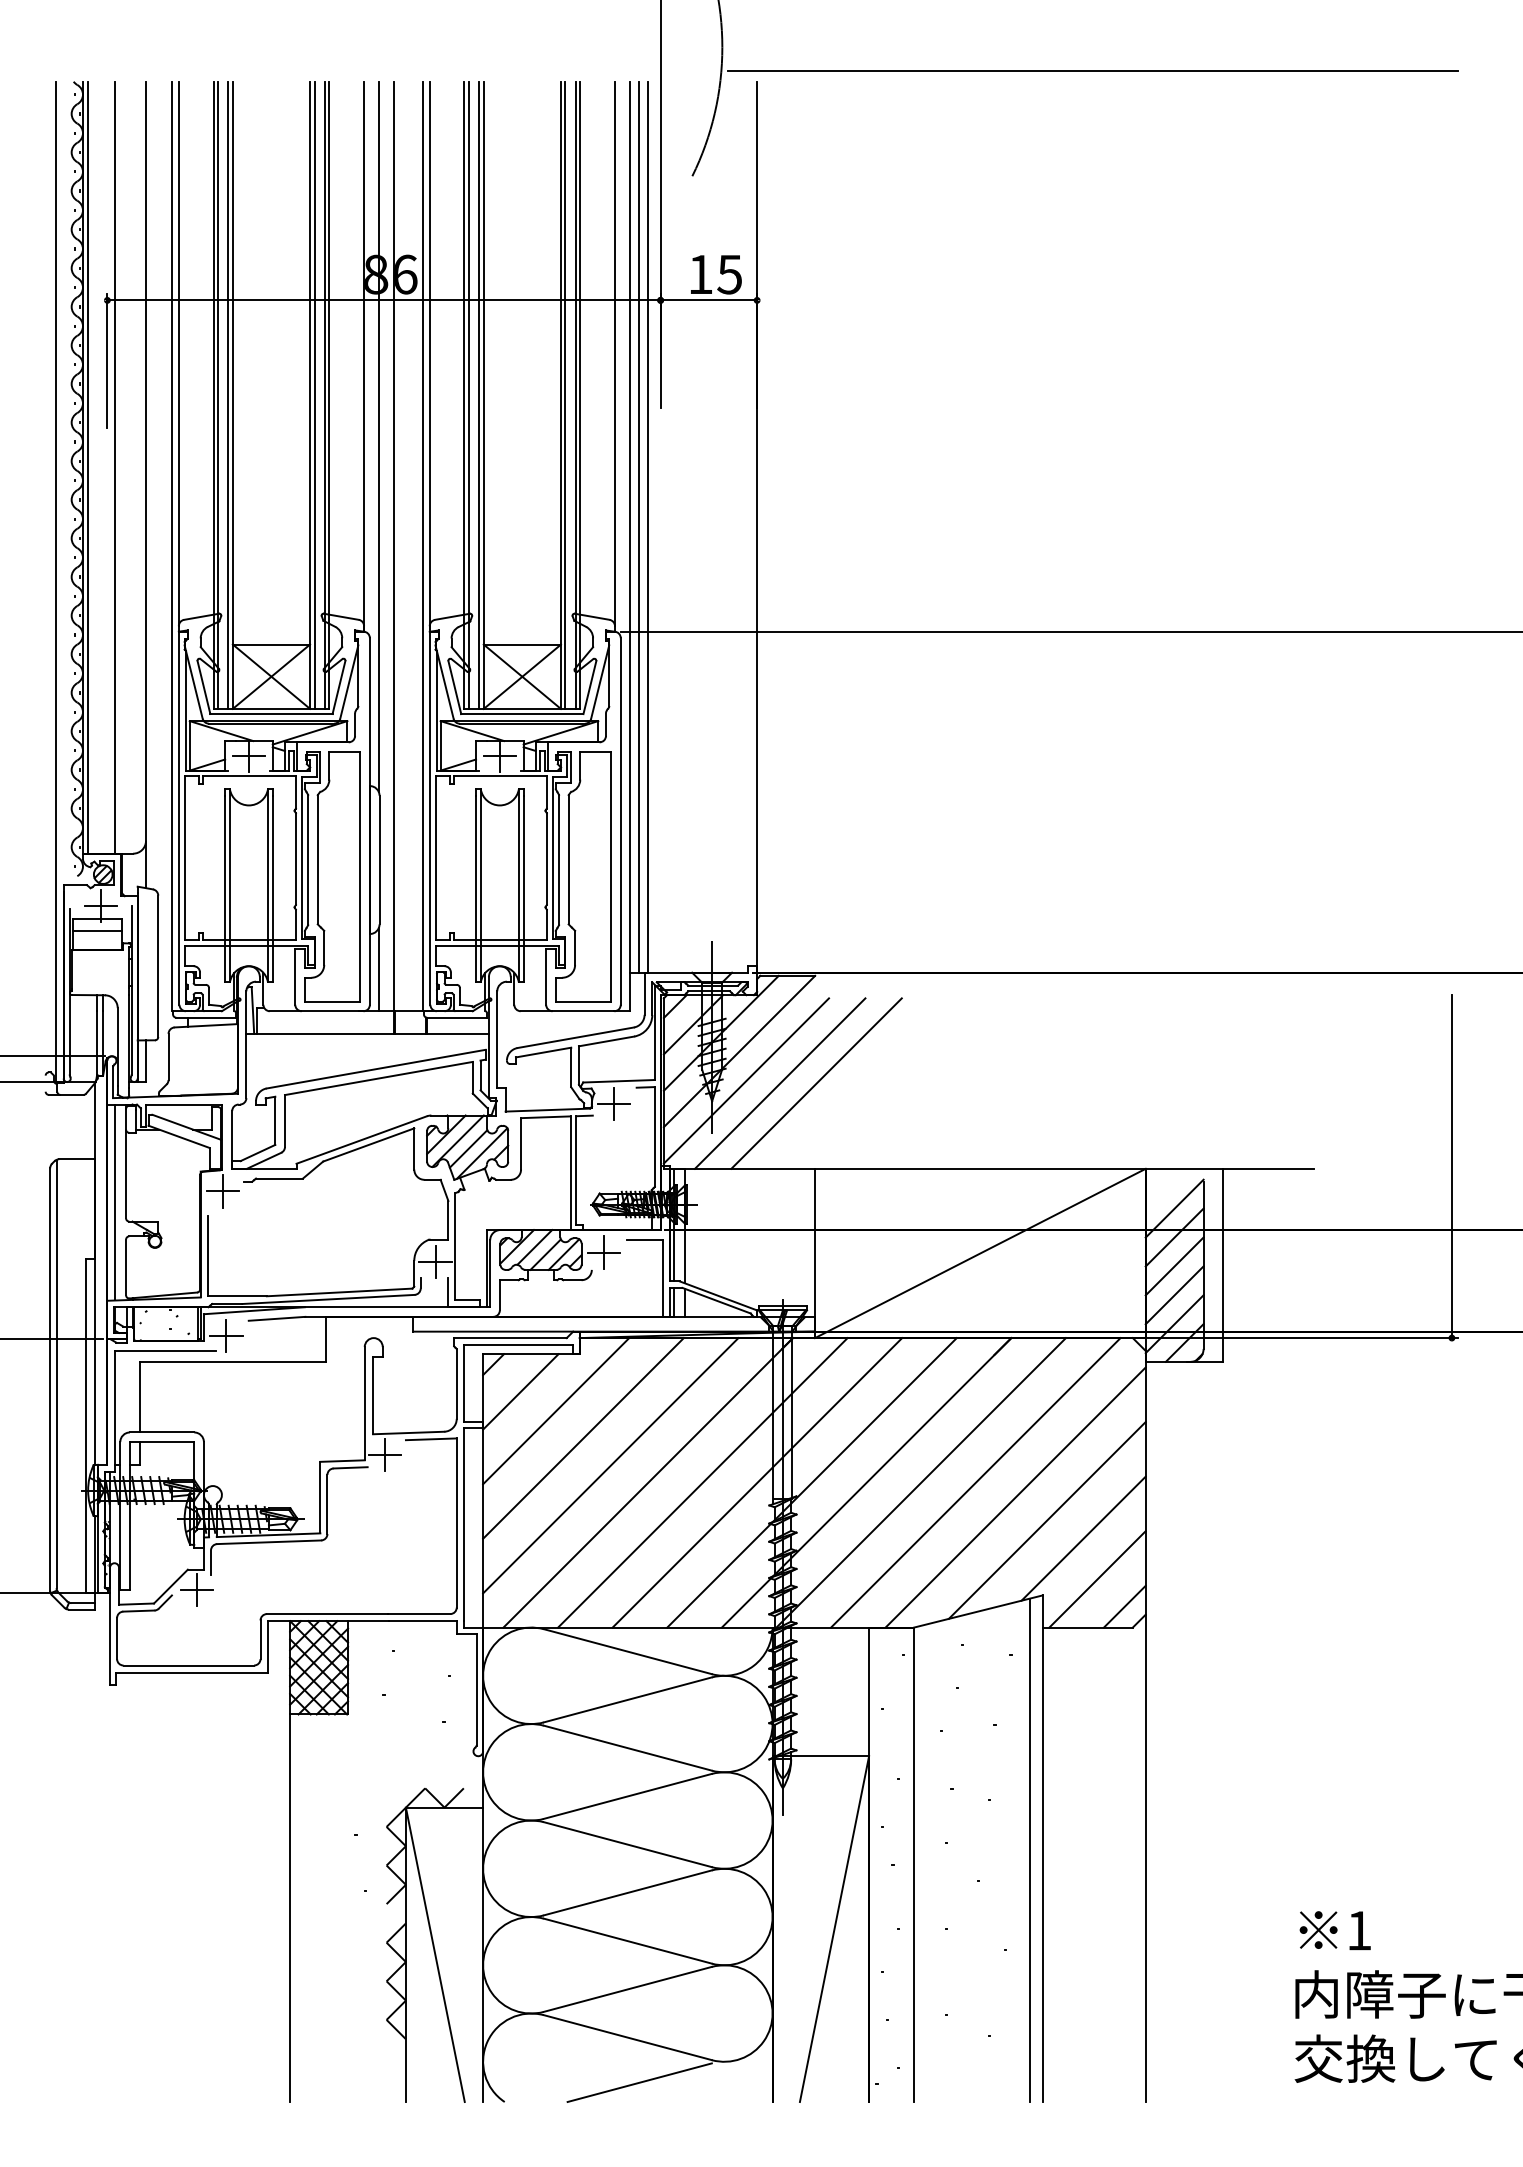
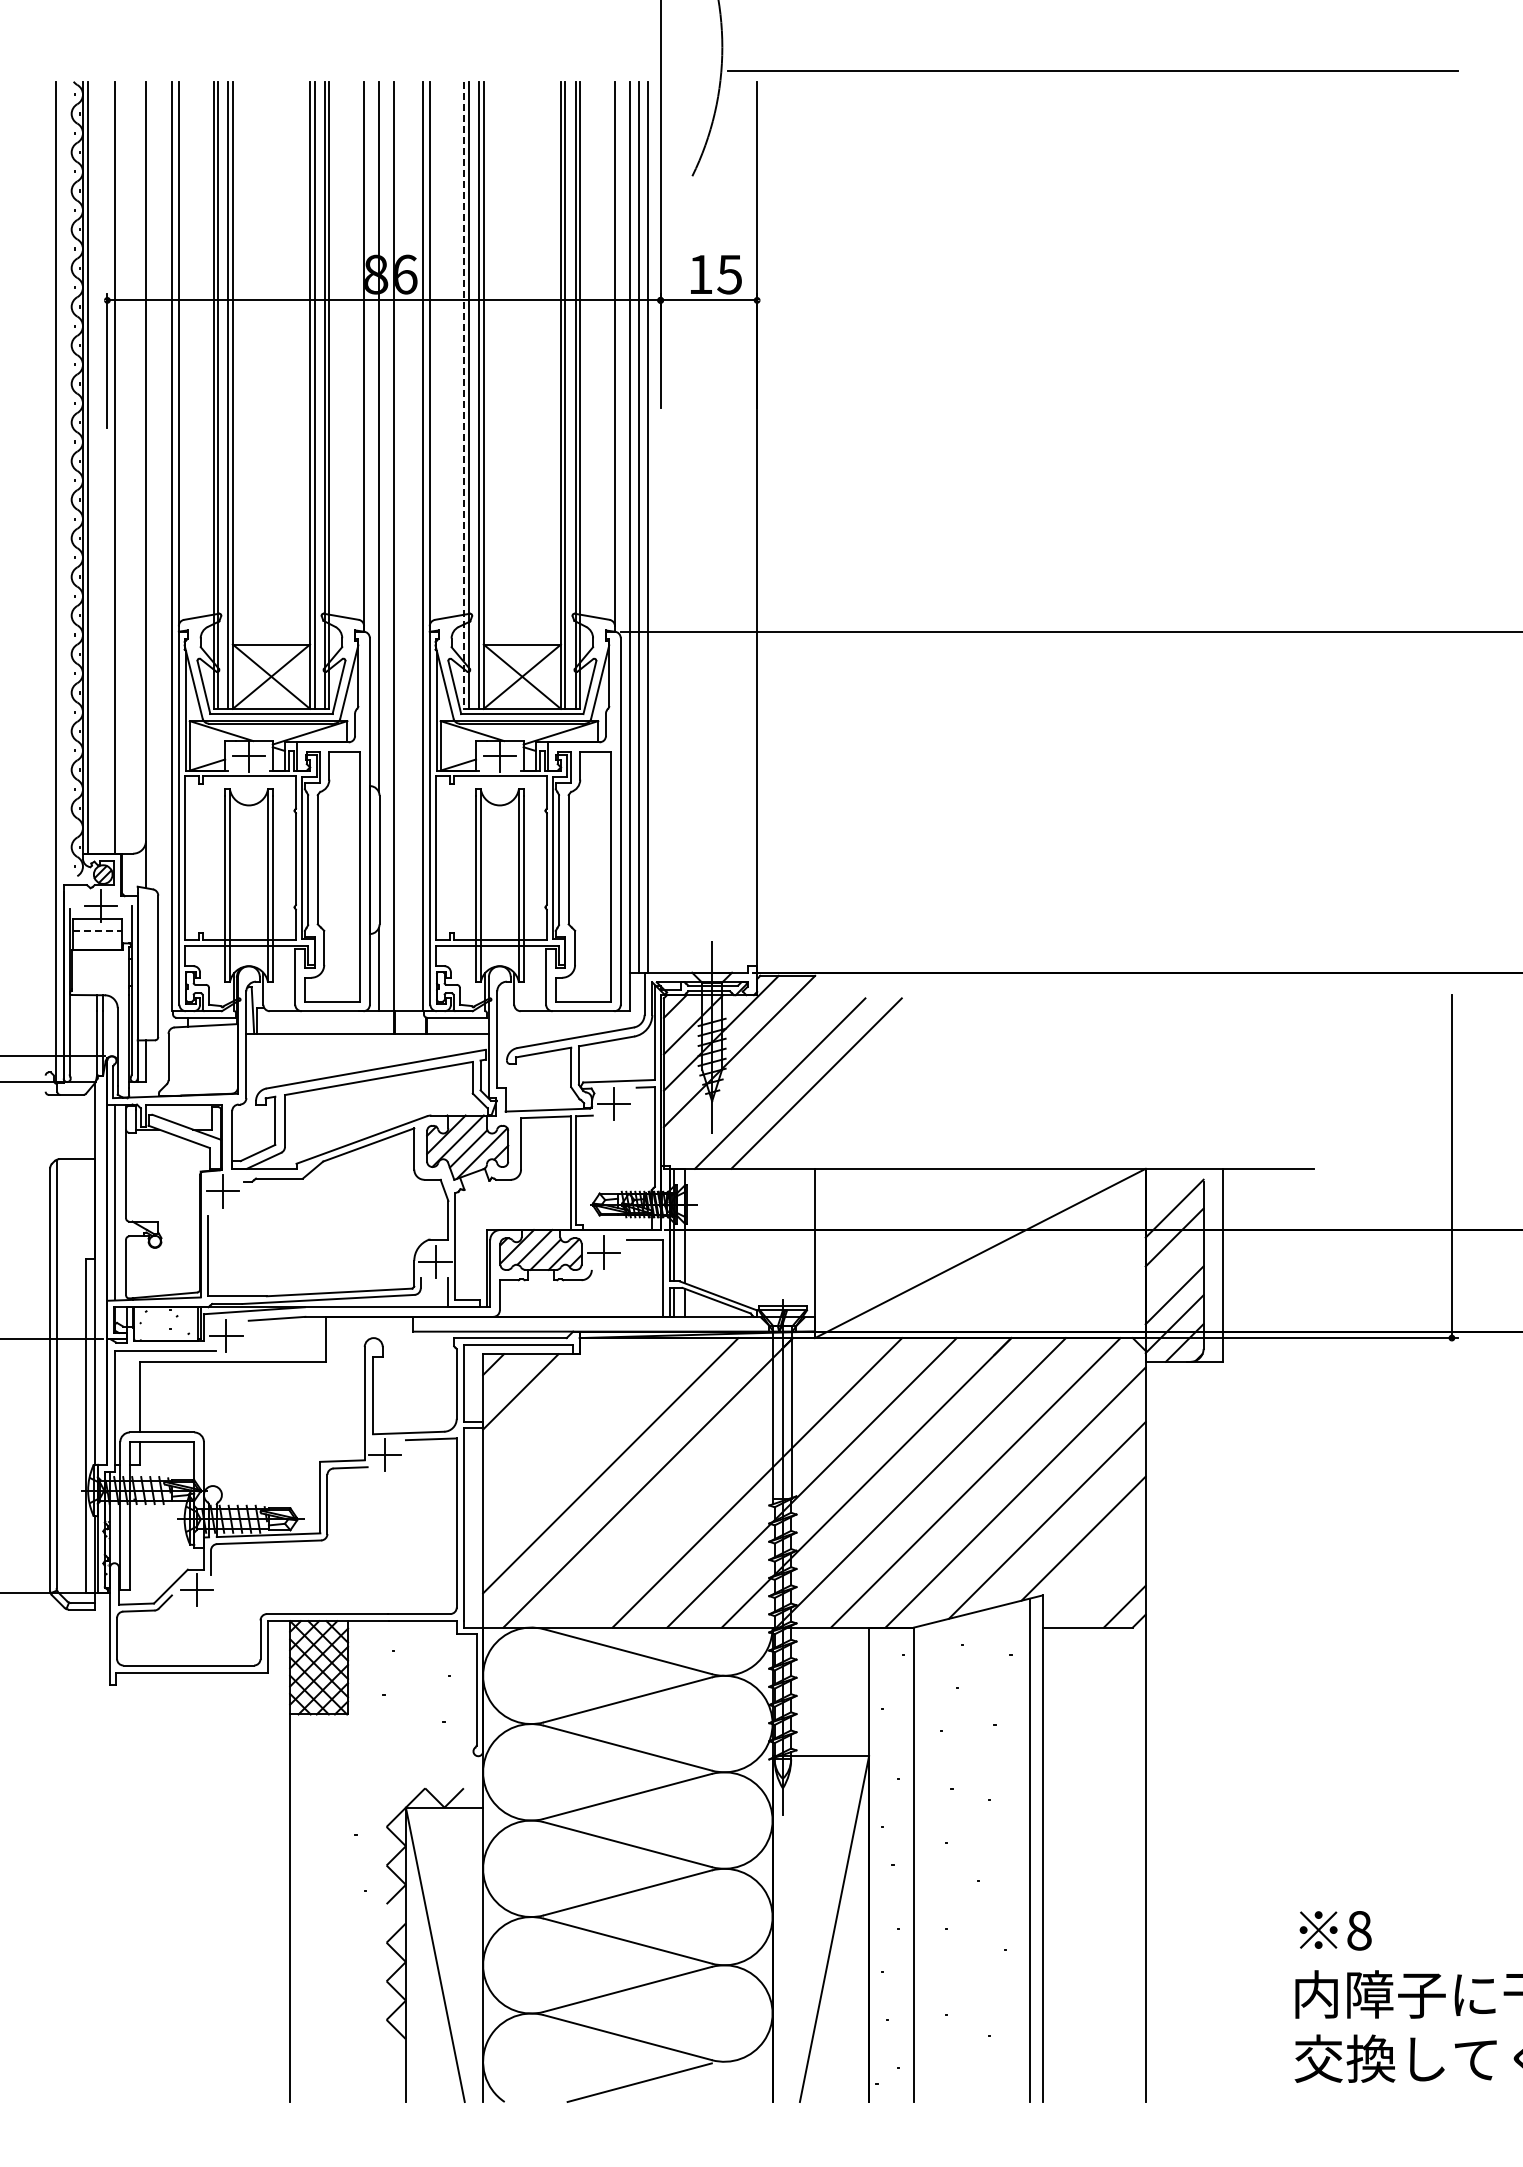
line: solid -> dashed (464, 395)
line: solid -> dashed (97, 930)
line: present -> none (746, 1080)
line: present -> none (1174, 1266)
line: present -> none (556, 1411)
line: present -> none (583, 1438)
line: present -> none (702, 1482)
line: present -> none (1097, 1579)
text: 1 -> 8 (1359, 1930)
